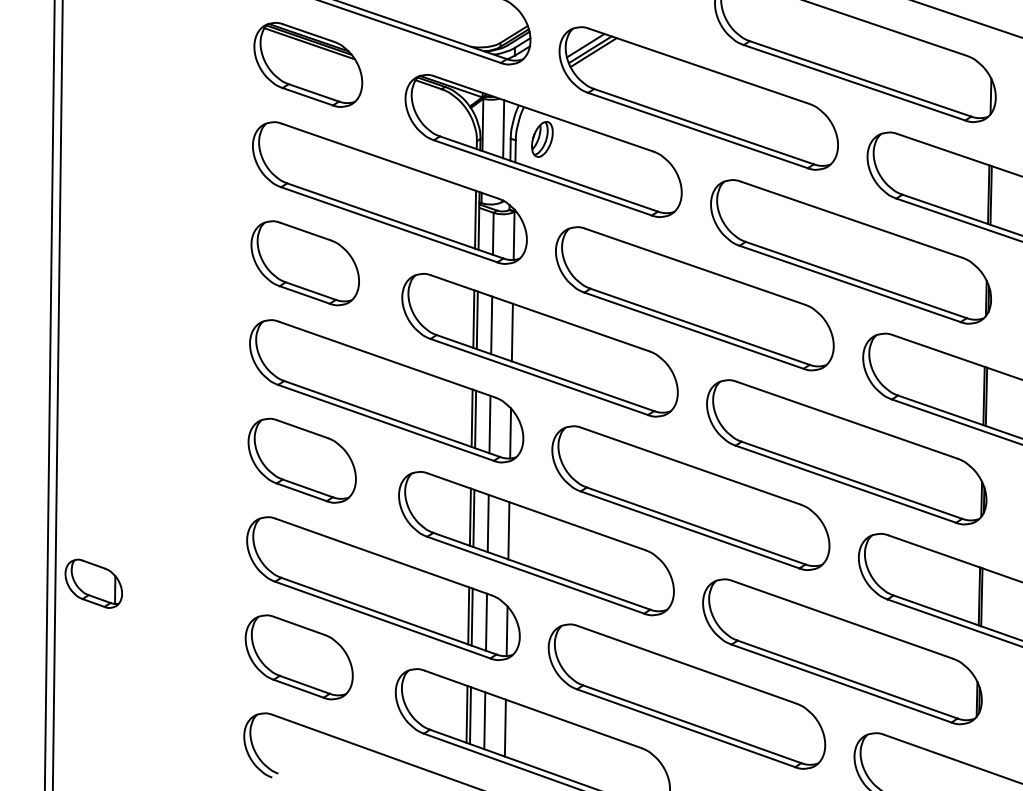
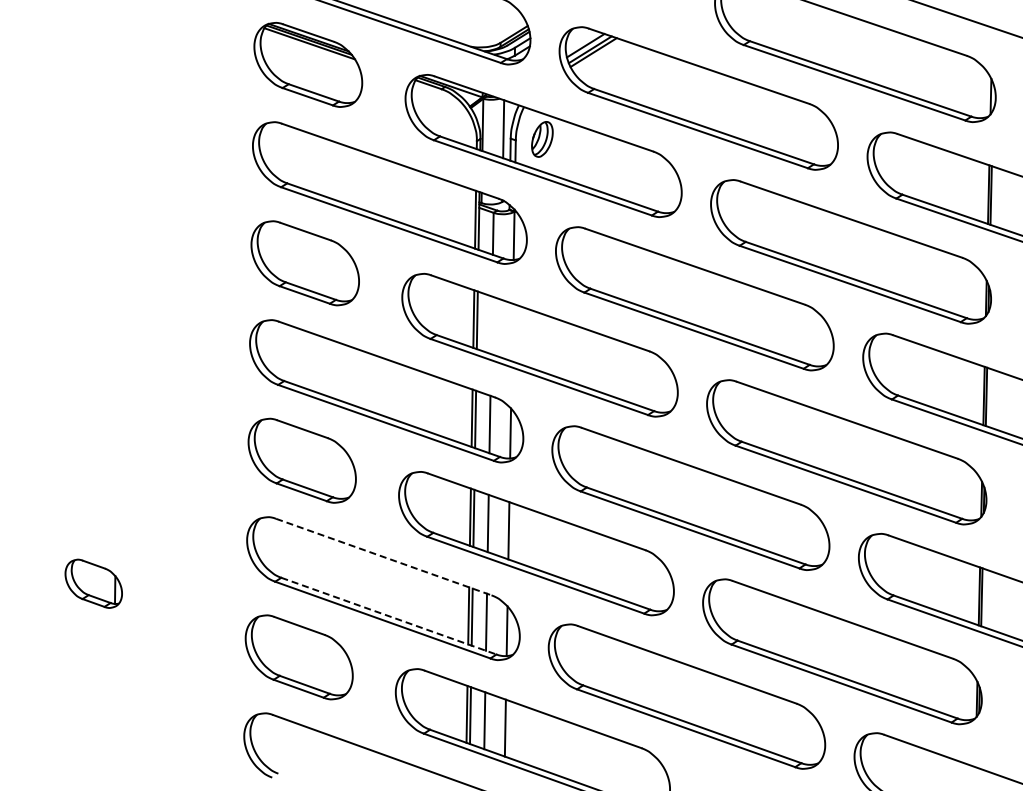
line: present -> none (491, 325)
line: present -> none (511, 332)
line: present -> none (49, 394)
line: present -> none (57, 394)
line: solid -> dashed (384, 557)
line: solid -> dashed (389, 616)
